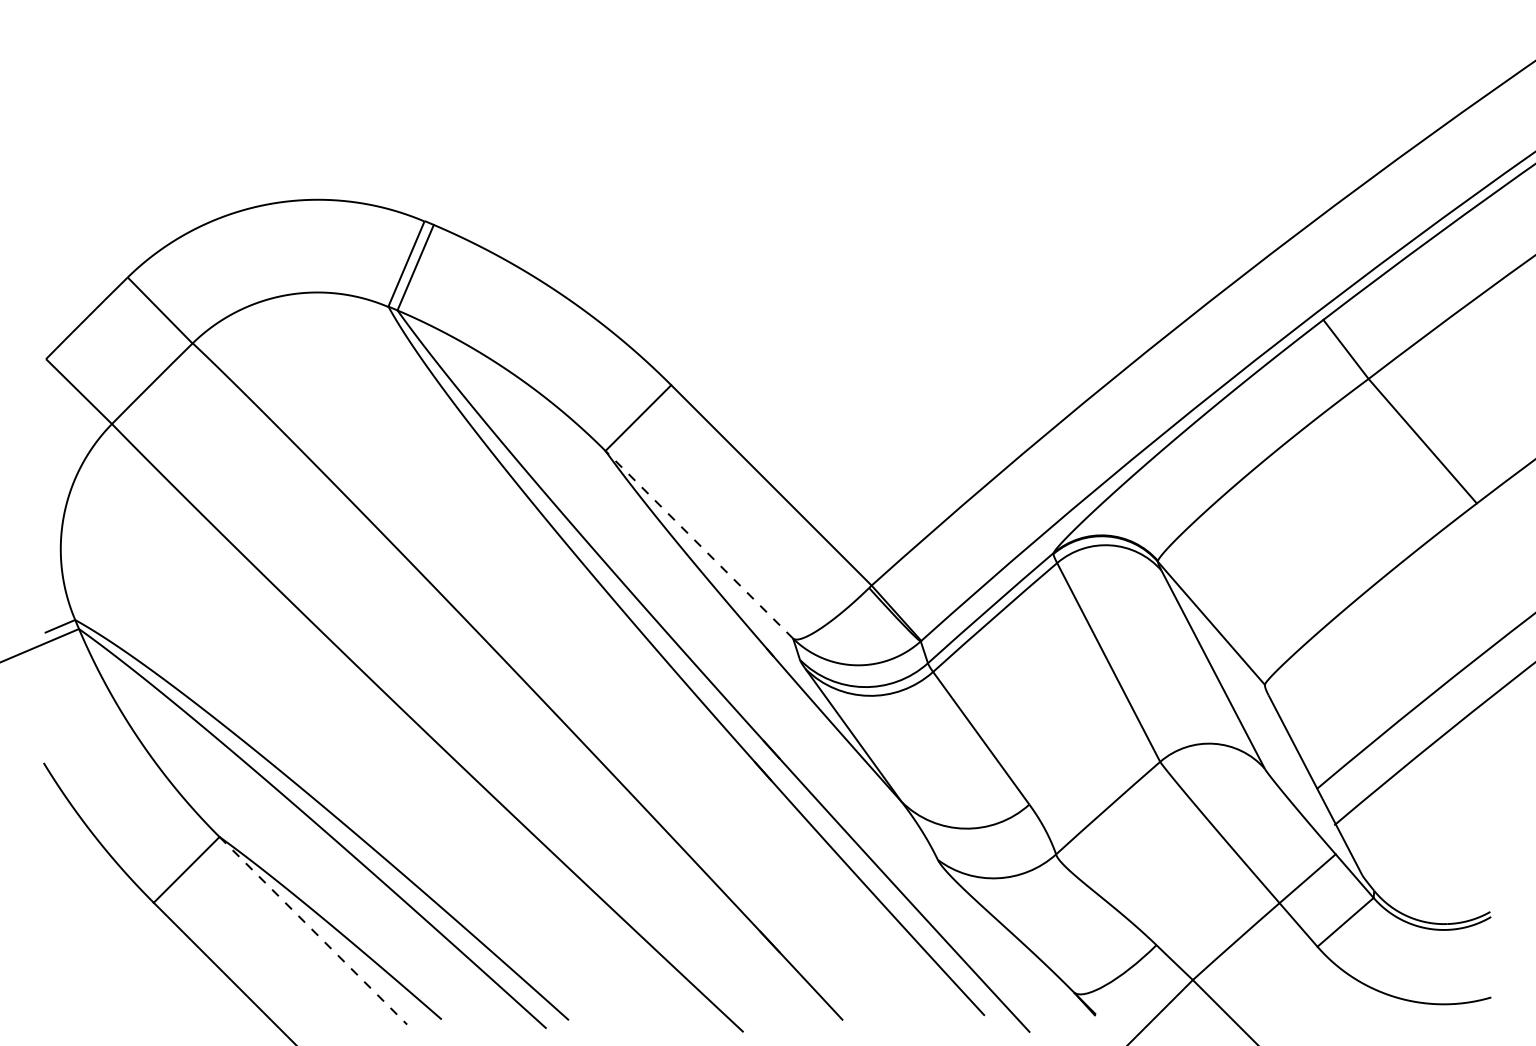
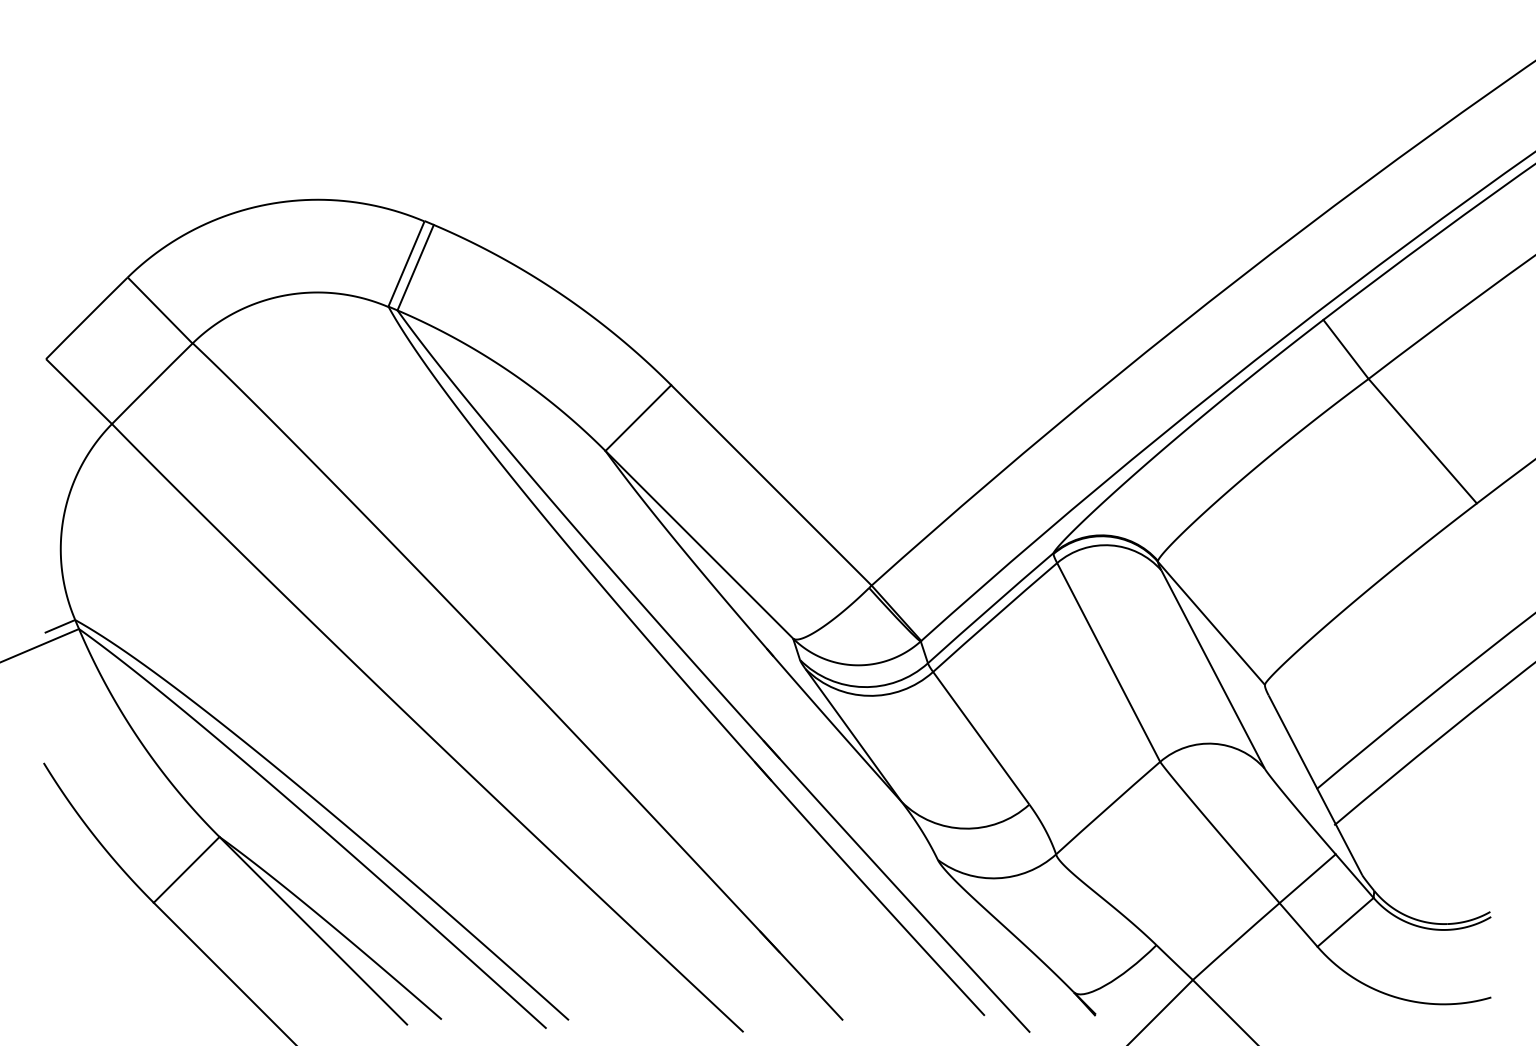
line: dashed -> solid (699, 544)
line: dashed -> solid (313, 930)
